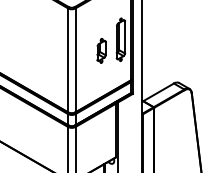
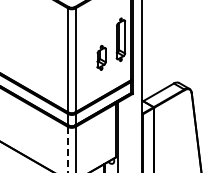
part position: (101, 50) -> (101, 57) (101, 57)
line: solid -> dashed (68, 149)
